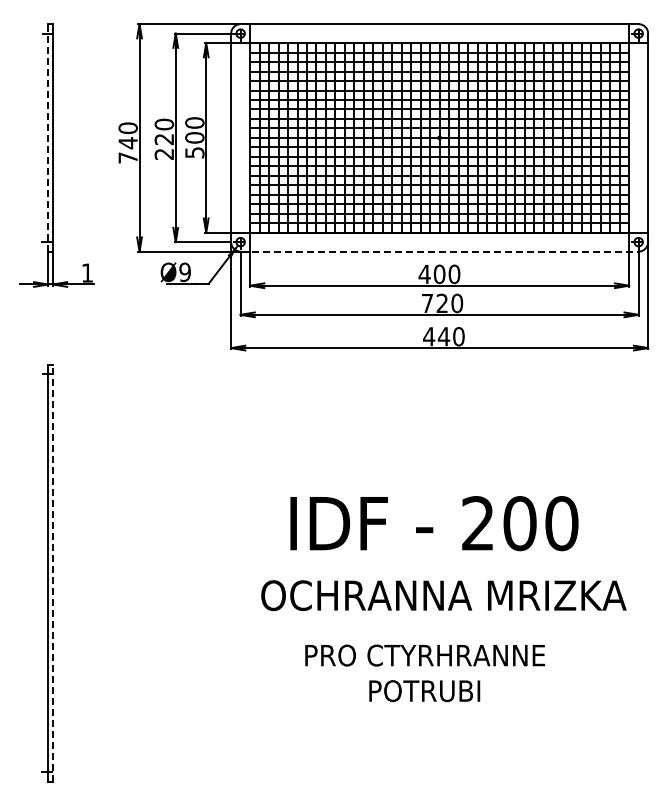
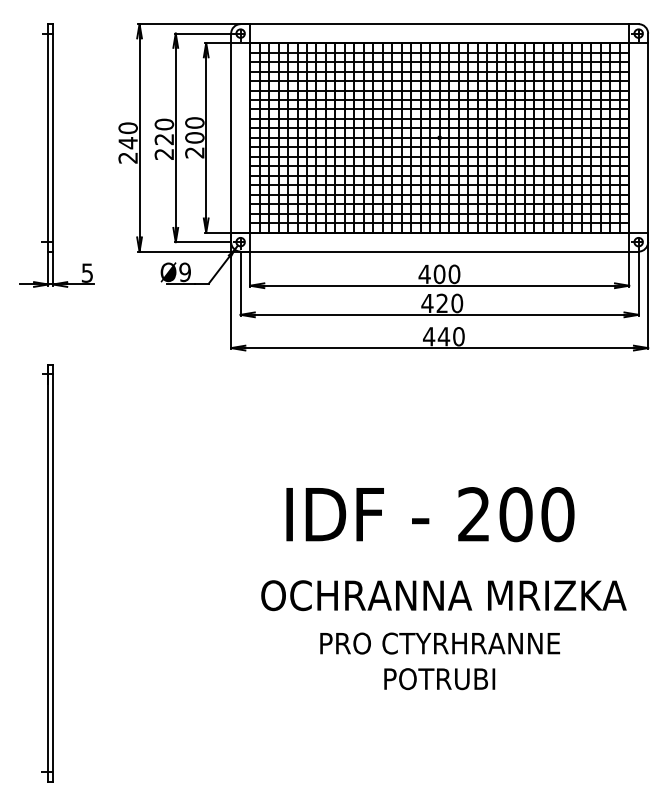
line: dashed -> solid (48, 137)
text: 500 -> 200 (194, 152)
text: 740 -> 240 (127, 157)
line: dashed -> solid (440, 251)
text: 1 -> 5 (86, 272)
text: 720 -> 420 (427, 303)
text position: (434, 523) -> (430, 514) (430, 514)
line: dashed -> solid (53, 572)
text position: (424, 673) -> (439, 661) (439, 661)
